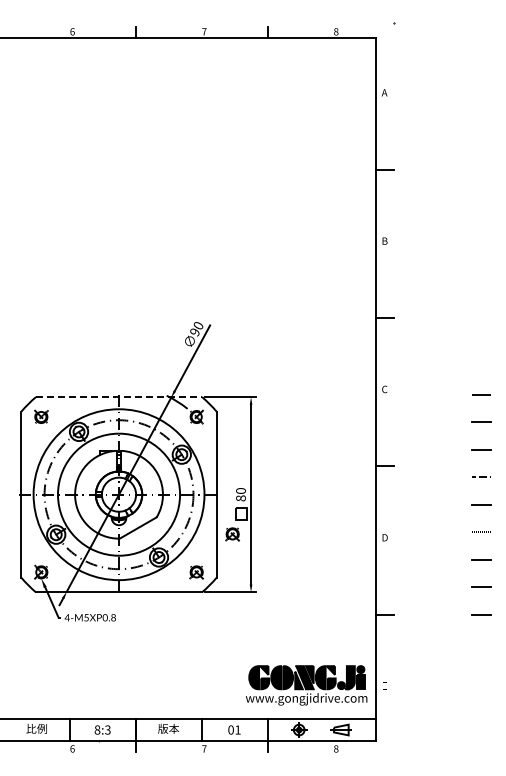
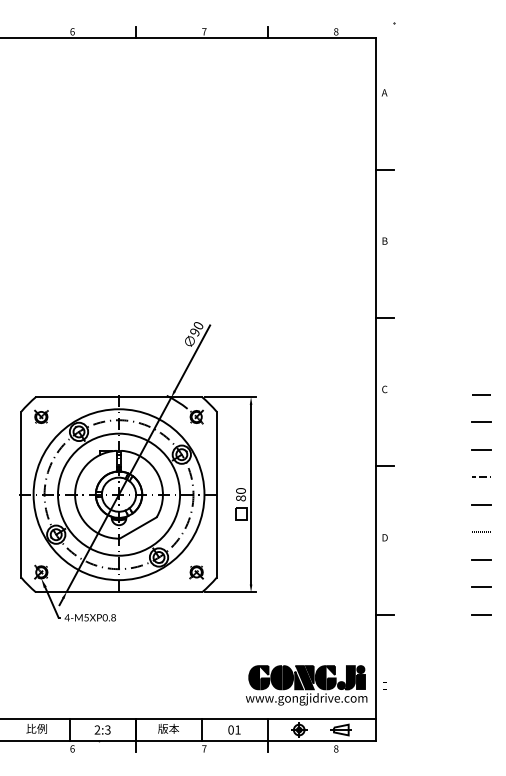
line: dashed -> solid (119, 397)
part: present -> none (232, 534)
text: 8:3 -> 2:3 (97, 729)
